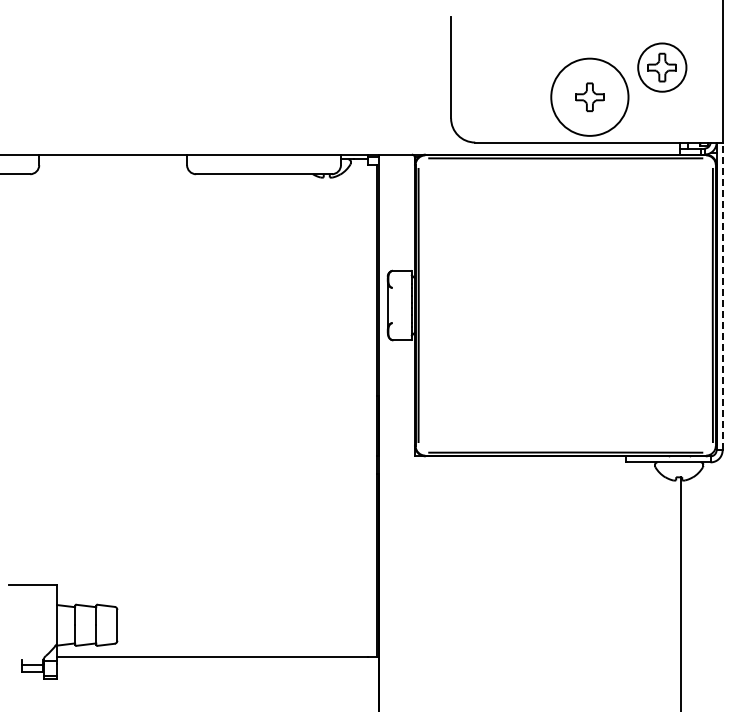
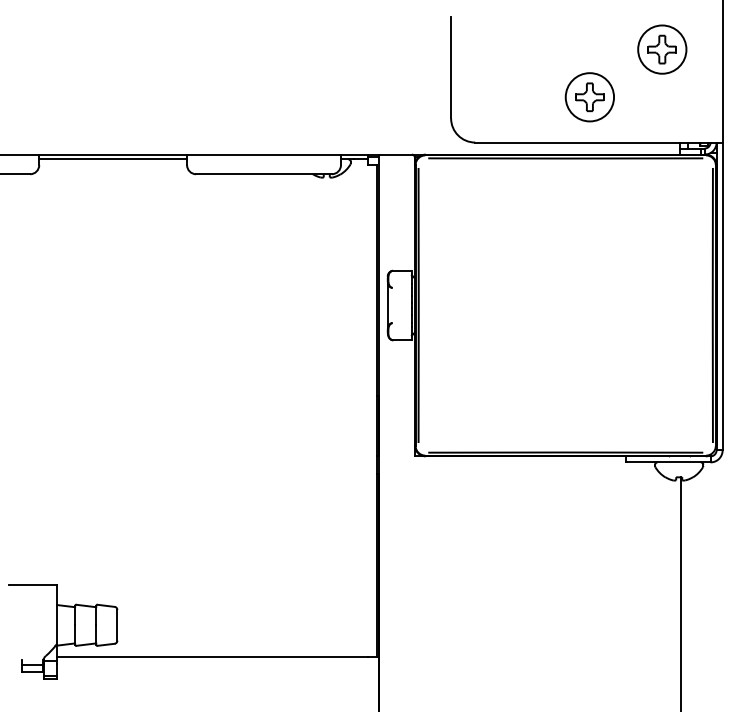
part position: (662, 67) -> (662, 49) (662, 49)
circle diameter: 77 px -> 48 px (589, 97)
line: none -> present (113, 159)
line: dashed -> solid (722, 296)
